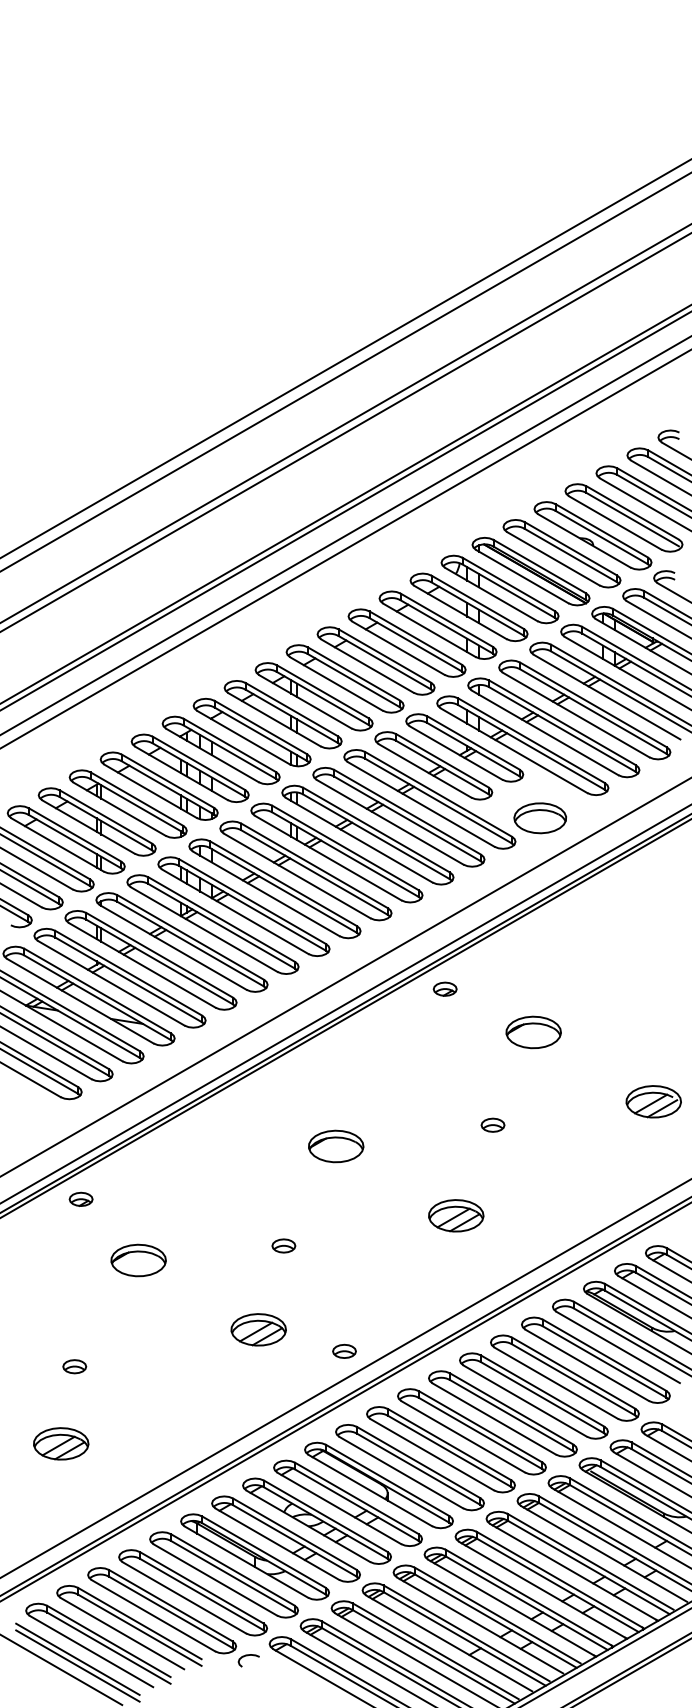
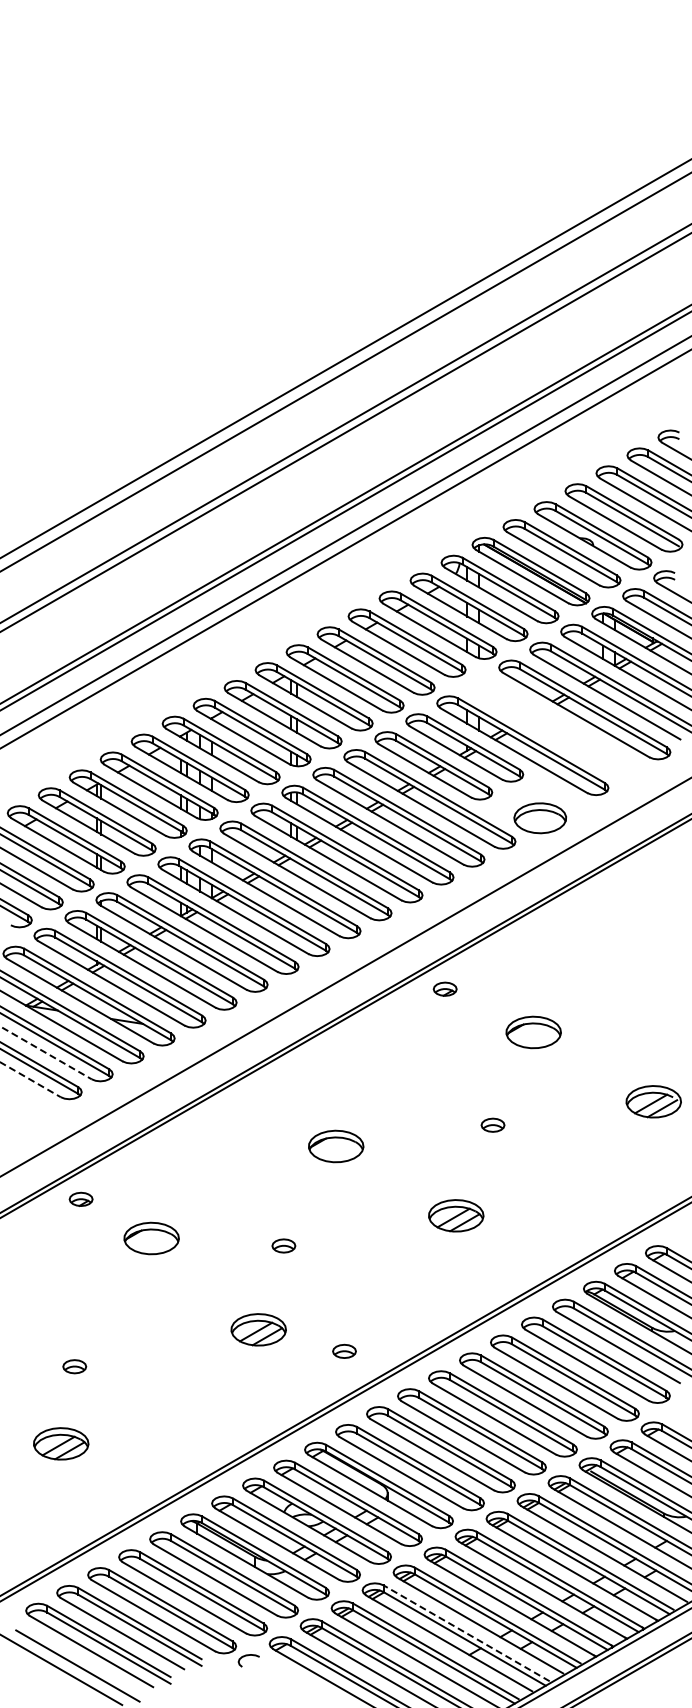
part: present -> none (553, 727)
line: present -> none (345, 1004)
line: solid -> dashed (45, 1052)
line: solid -> dashed (30, 1079)
part position: (138, 1260) -> (151, 1238) (151, 1238)
line: present -> none (345, 1378)
line: solid -> dashed (466, 1633)
line: present -> none (77, 1658)
